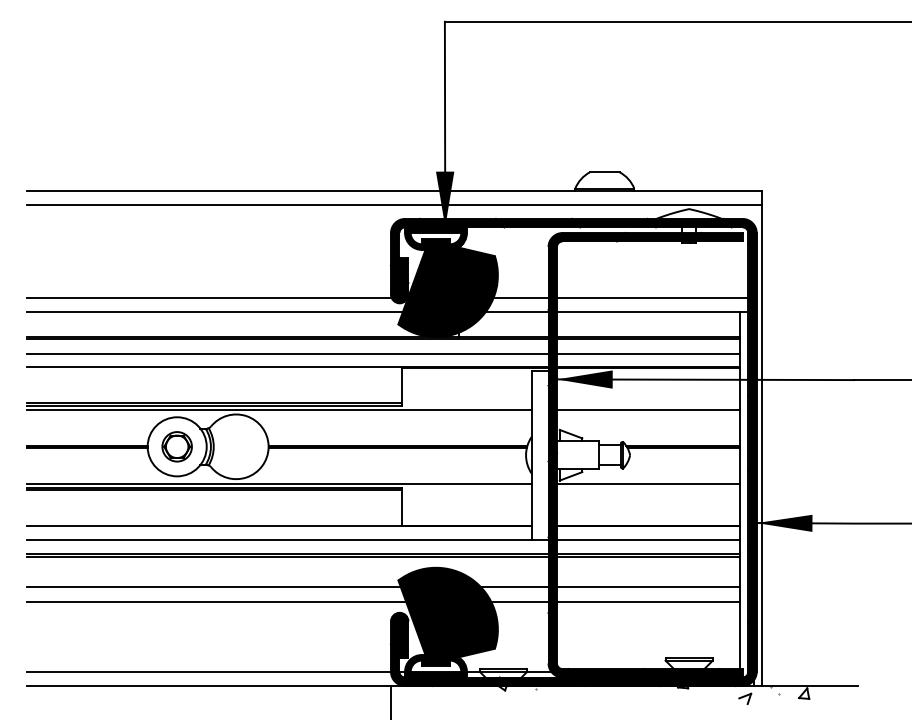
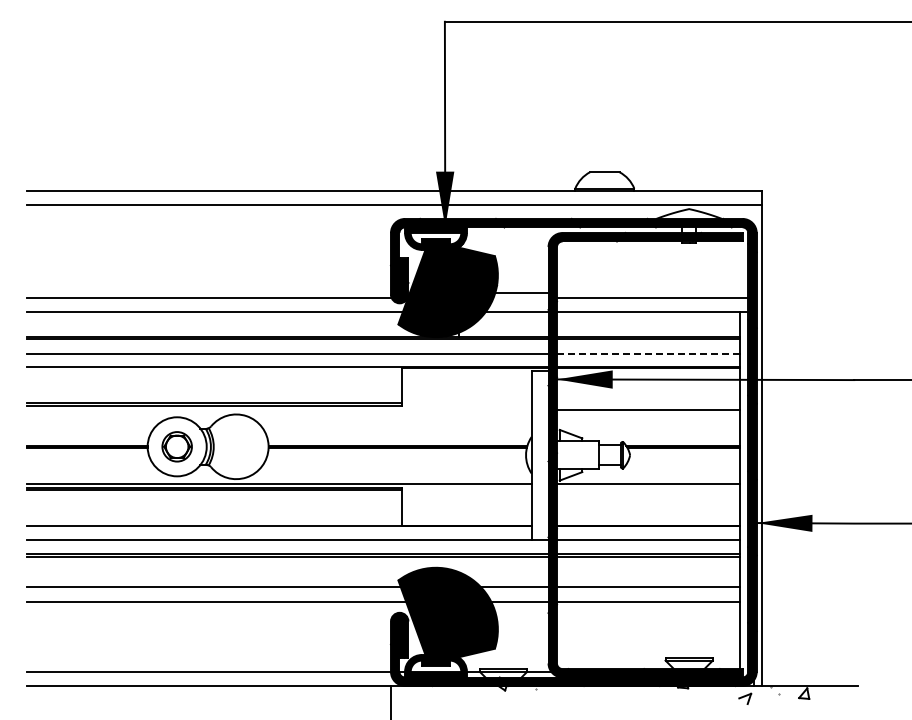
line position: (520, 297) -> (520, 292) (520, 292)
line: solid -> dashed (648, 354)
line: present -> none (279, 409)
